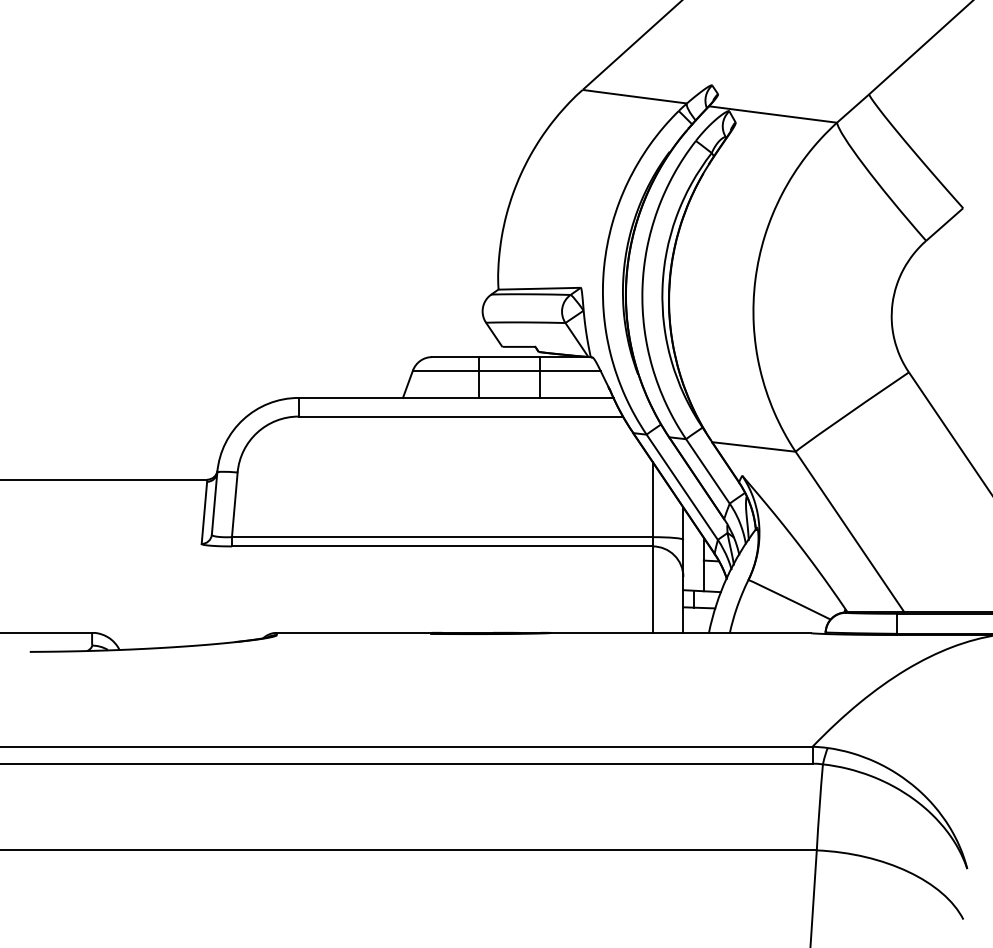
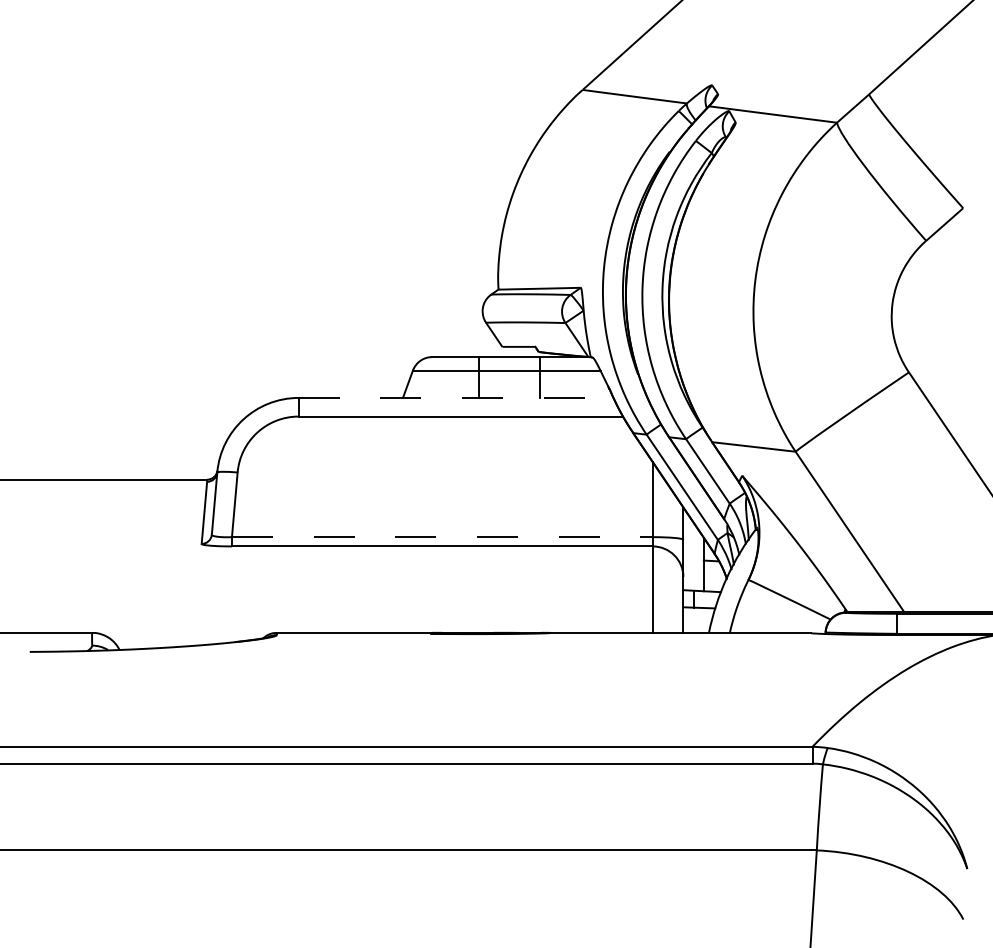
line: solid -> dashed (456, 397)
line: solid -> dashed (442, 537)
